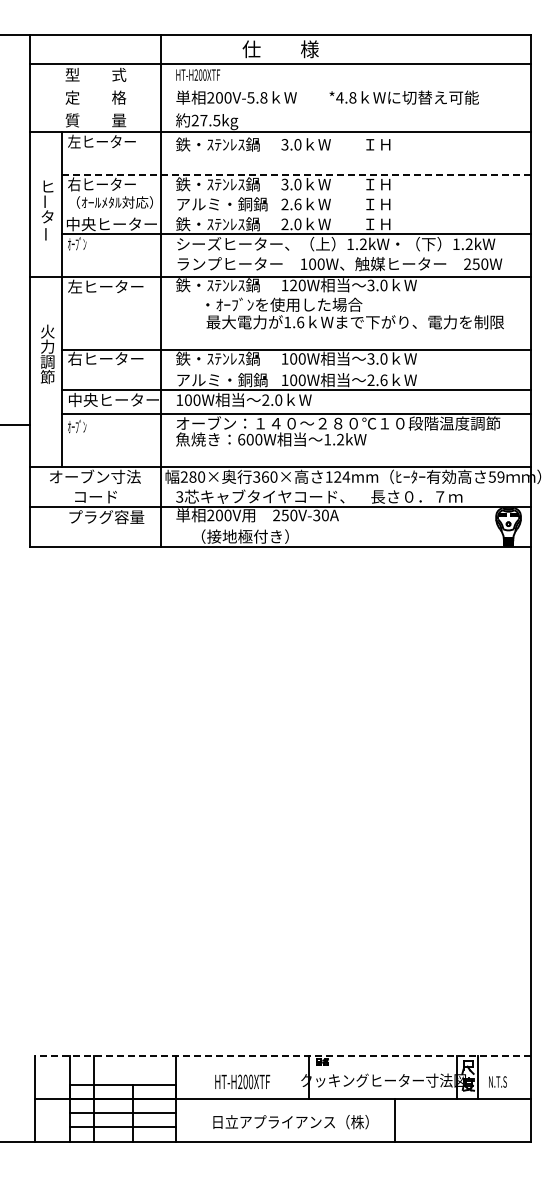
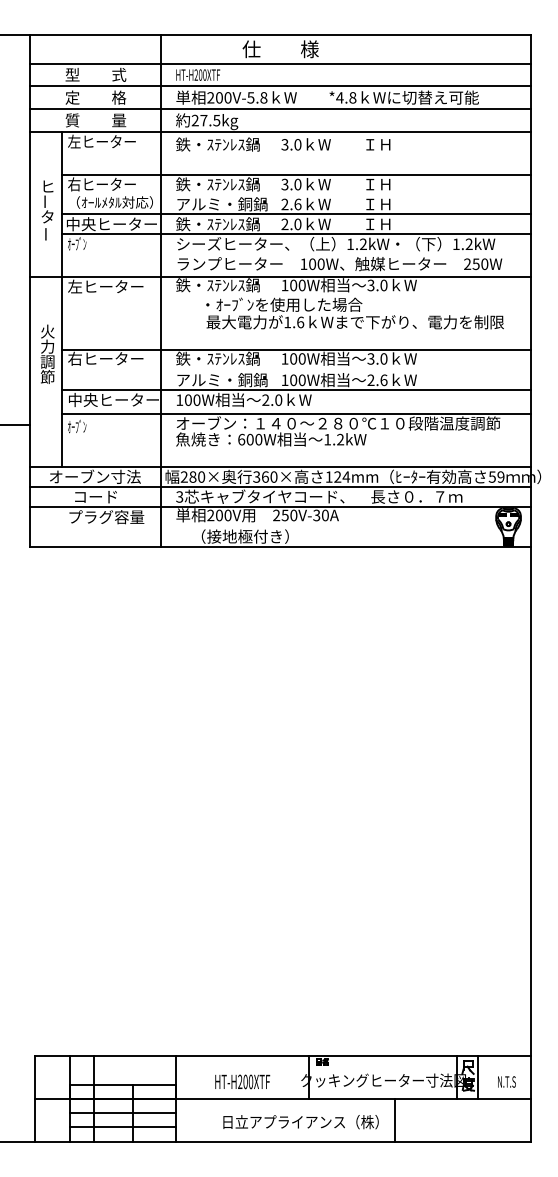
line: none -> present (280, 86)
line: none -> present (280, 109)
line: dashed -> solid (296, 174)
line: none -> present (296, 214)
text: 120W -> 100W (293, 285)
line: none -> present (280, 487)
line: dashed -> solid (282, 1056)
text position: (497, 1081) -> (506, 1081) (506, 1081)
text position: (290, 1122) -> (300, 1122) (300, 1122)
